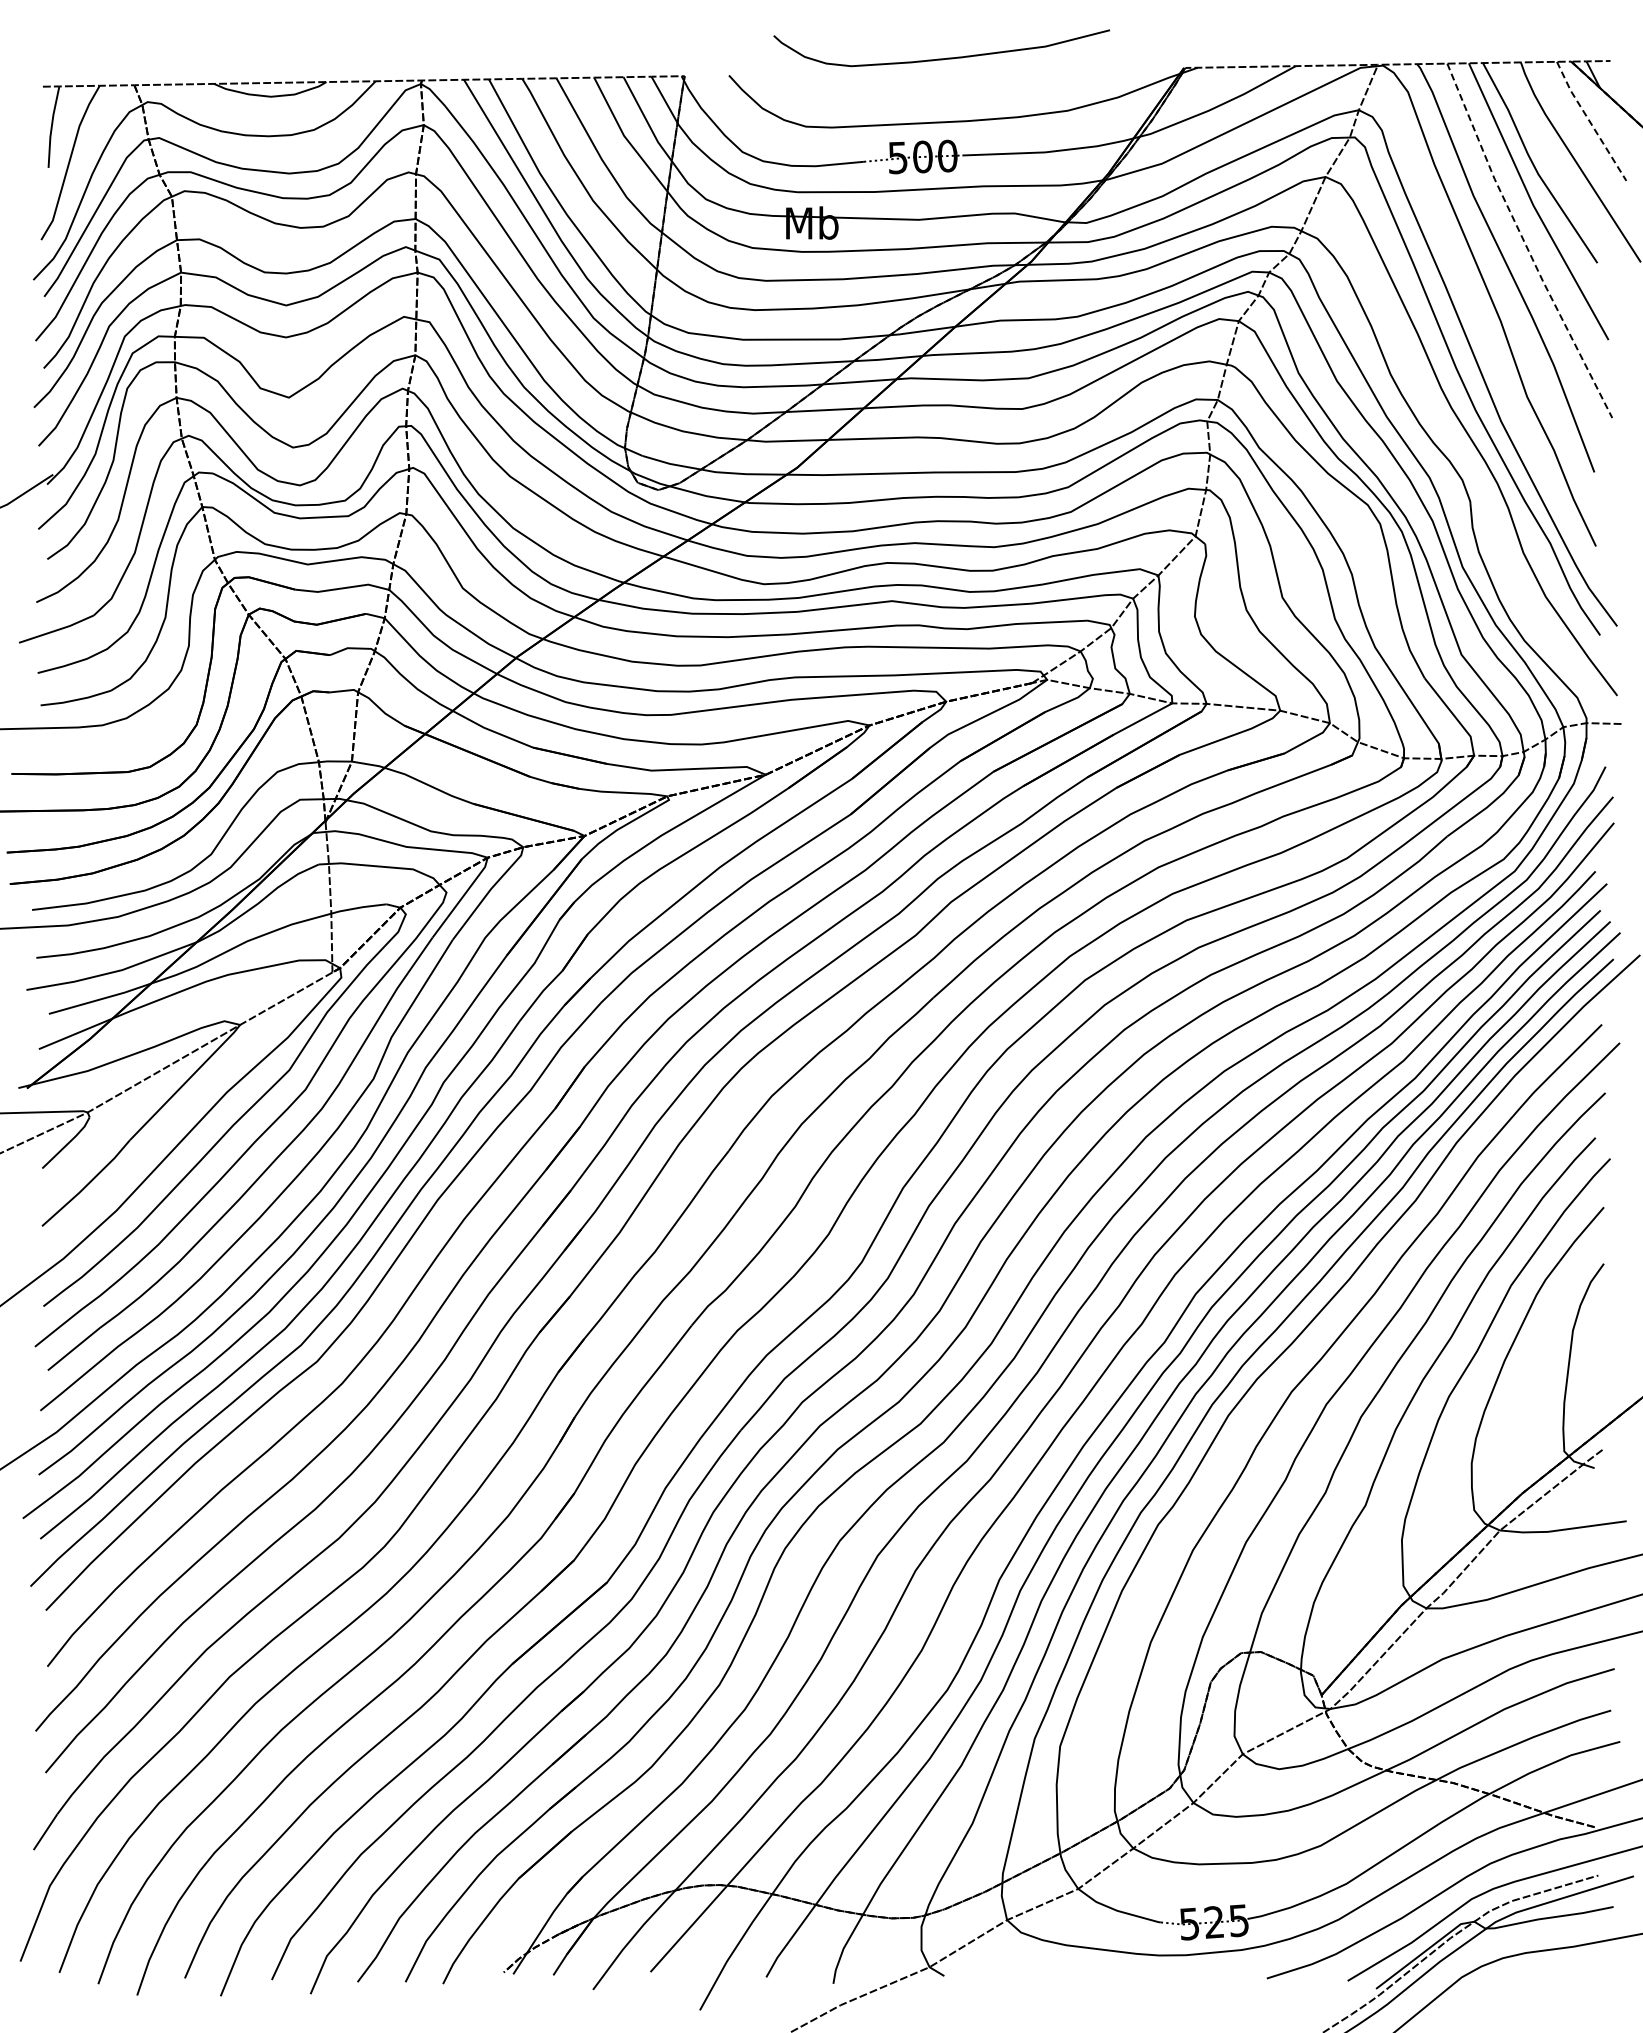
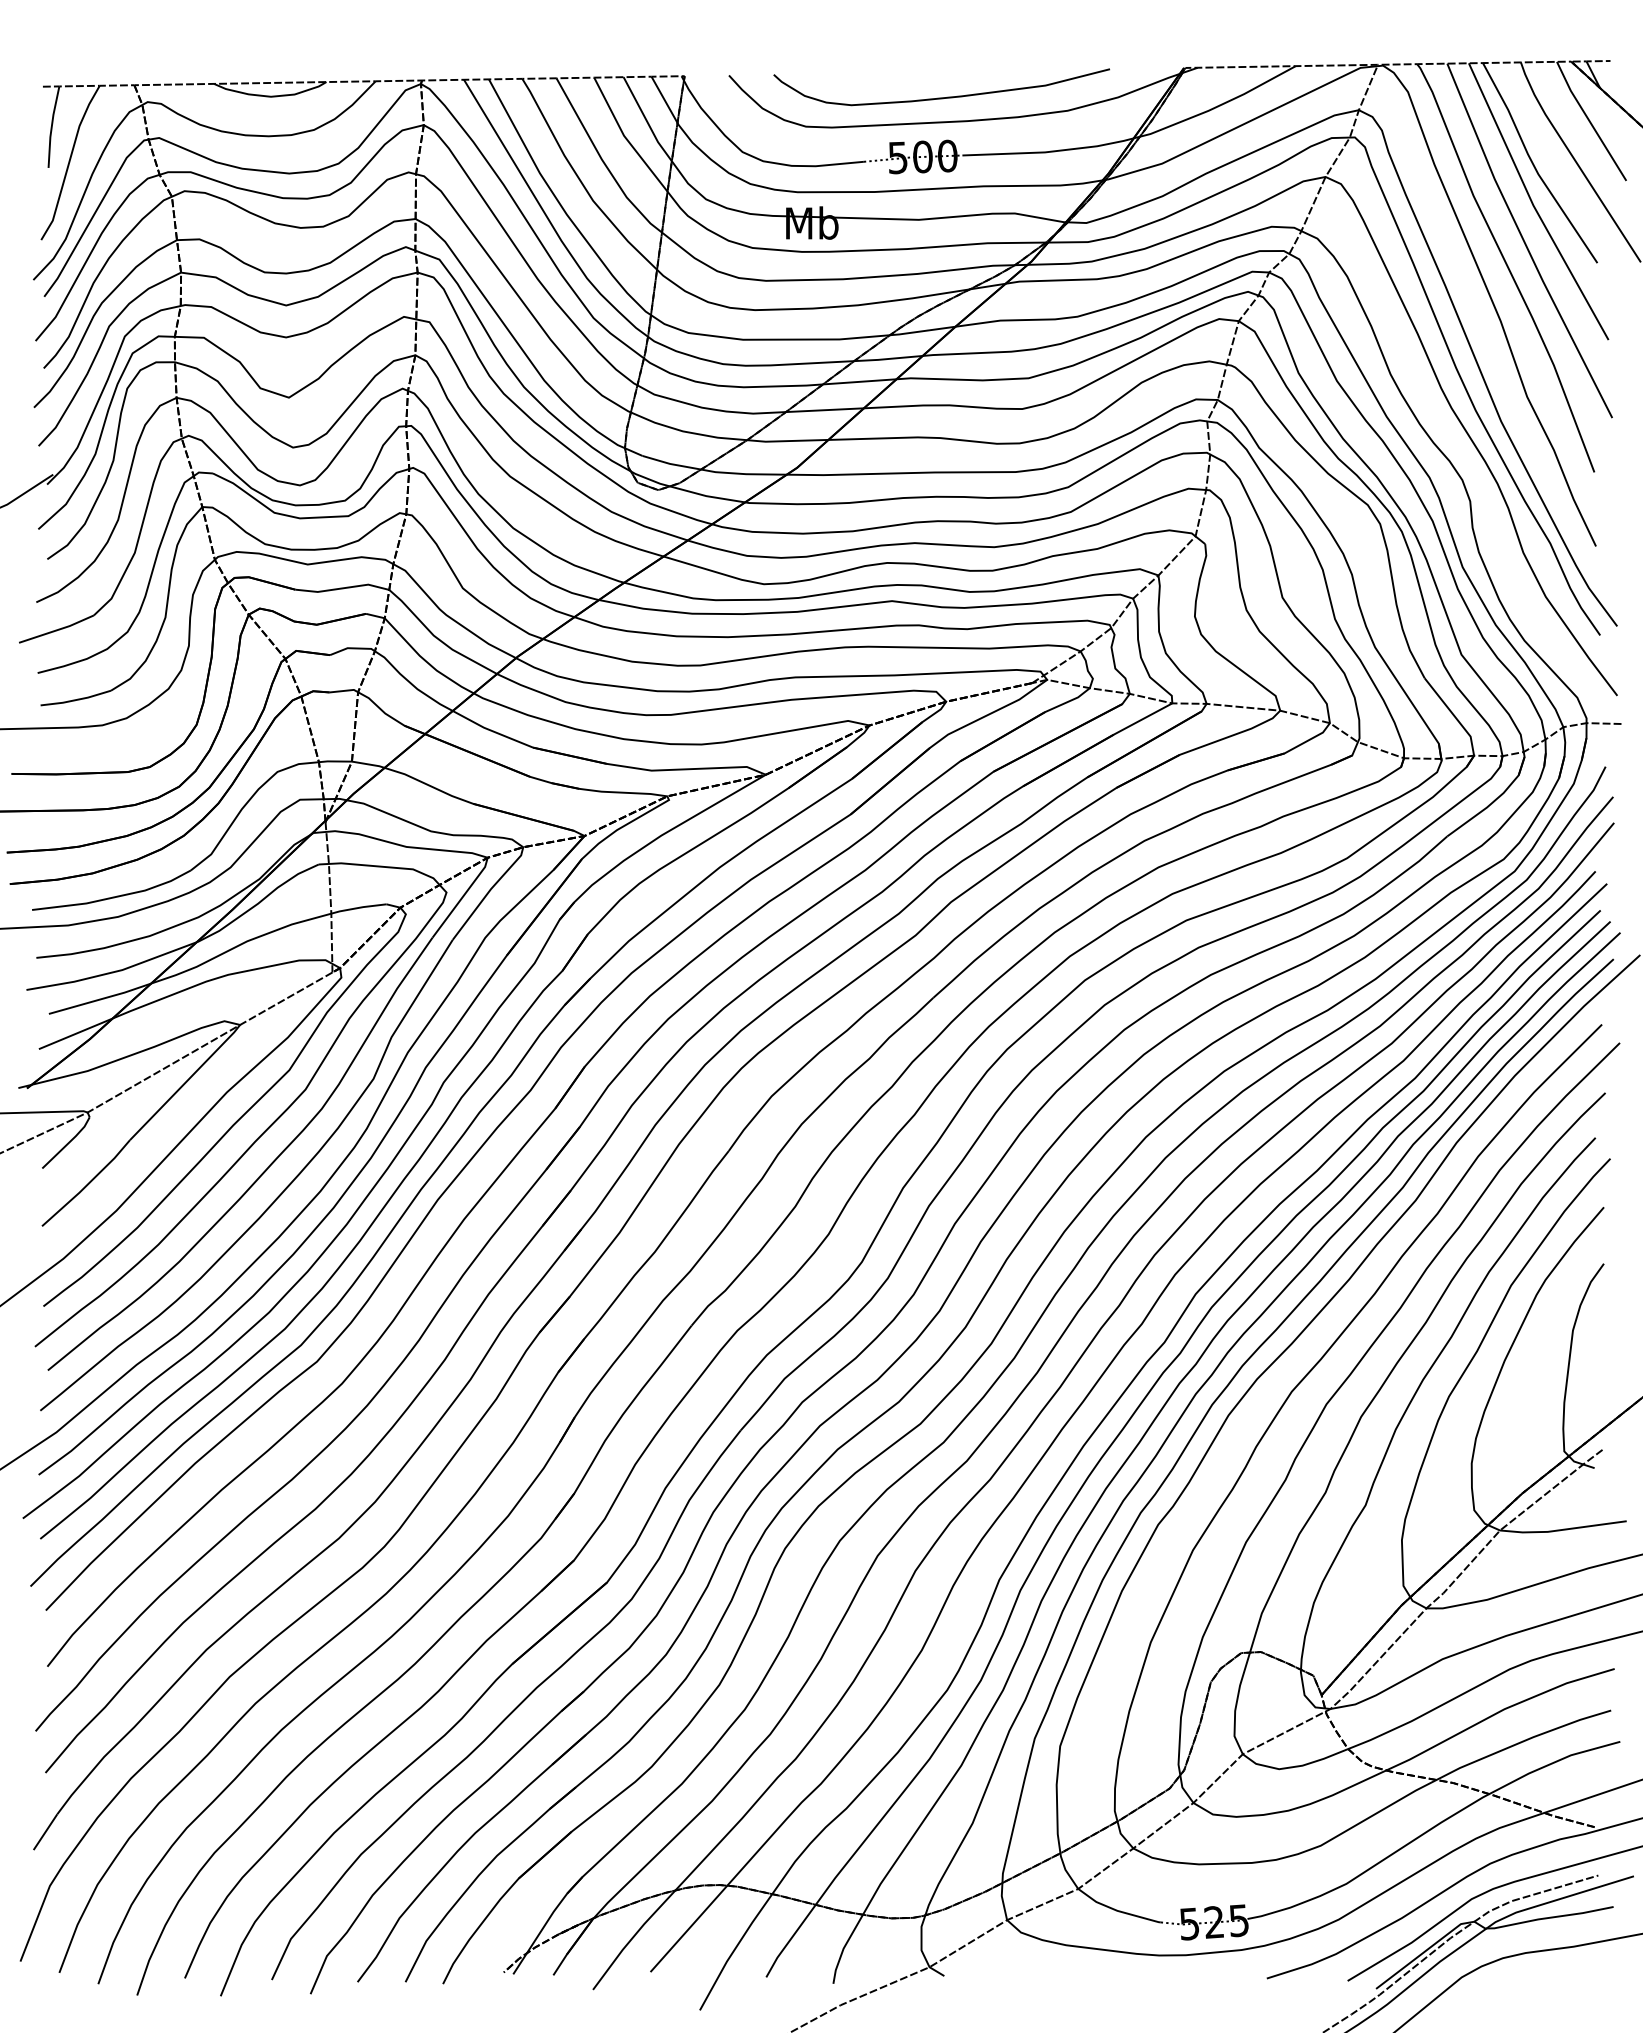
curve position: (941, 58) -> (941, 97) (941, 97)
line: dashed -> solid (1589, 121)
line: dashed -> solid (1525, 243)
